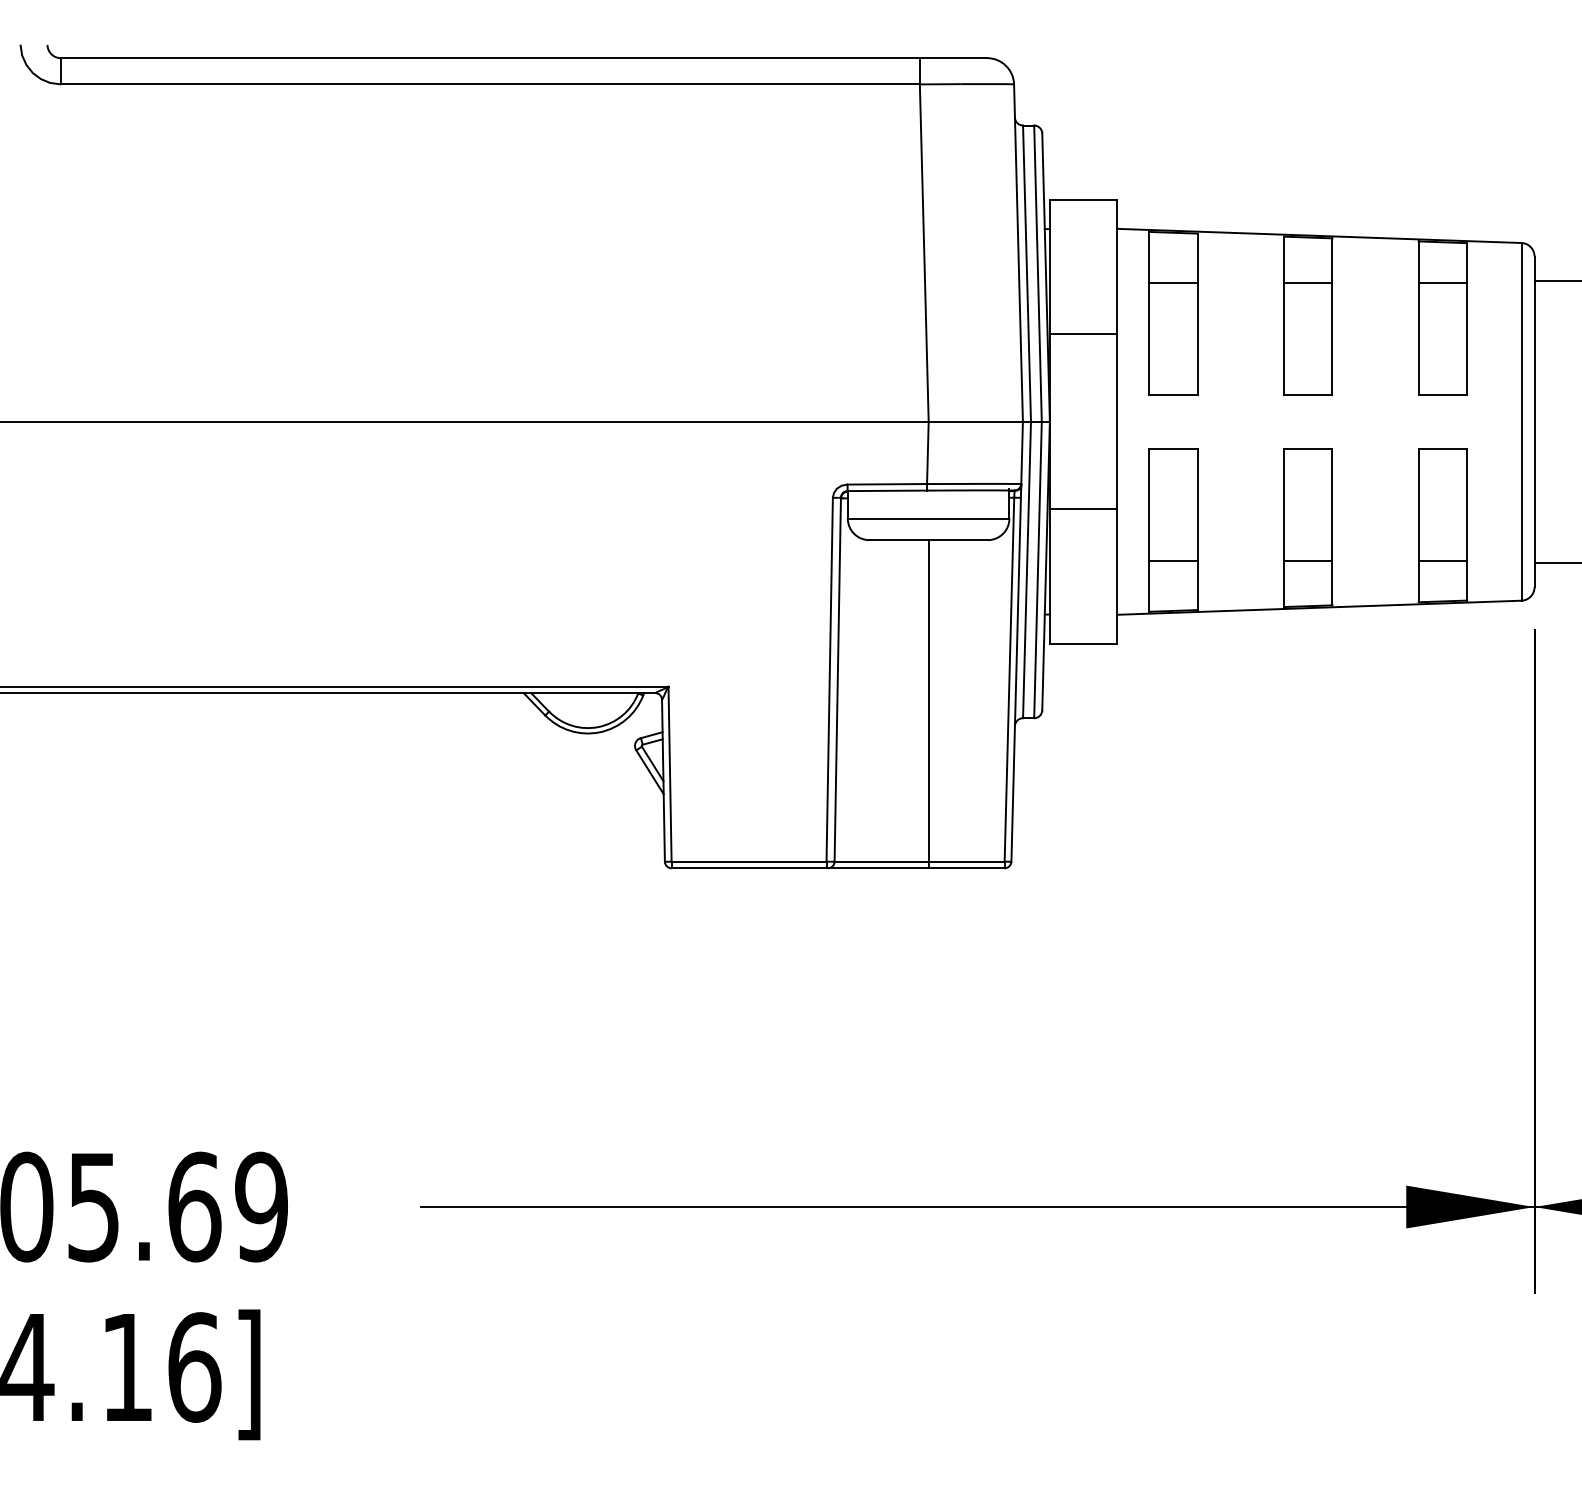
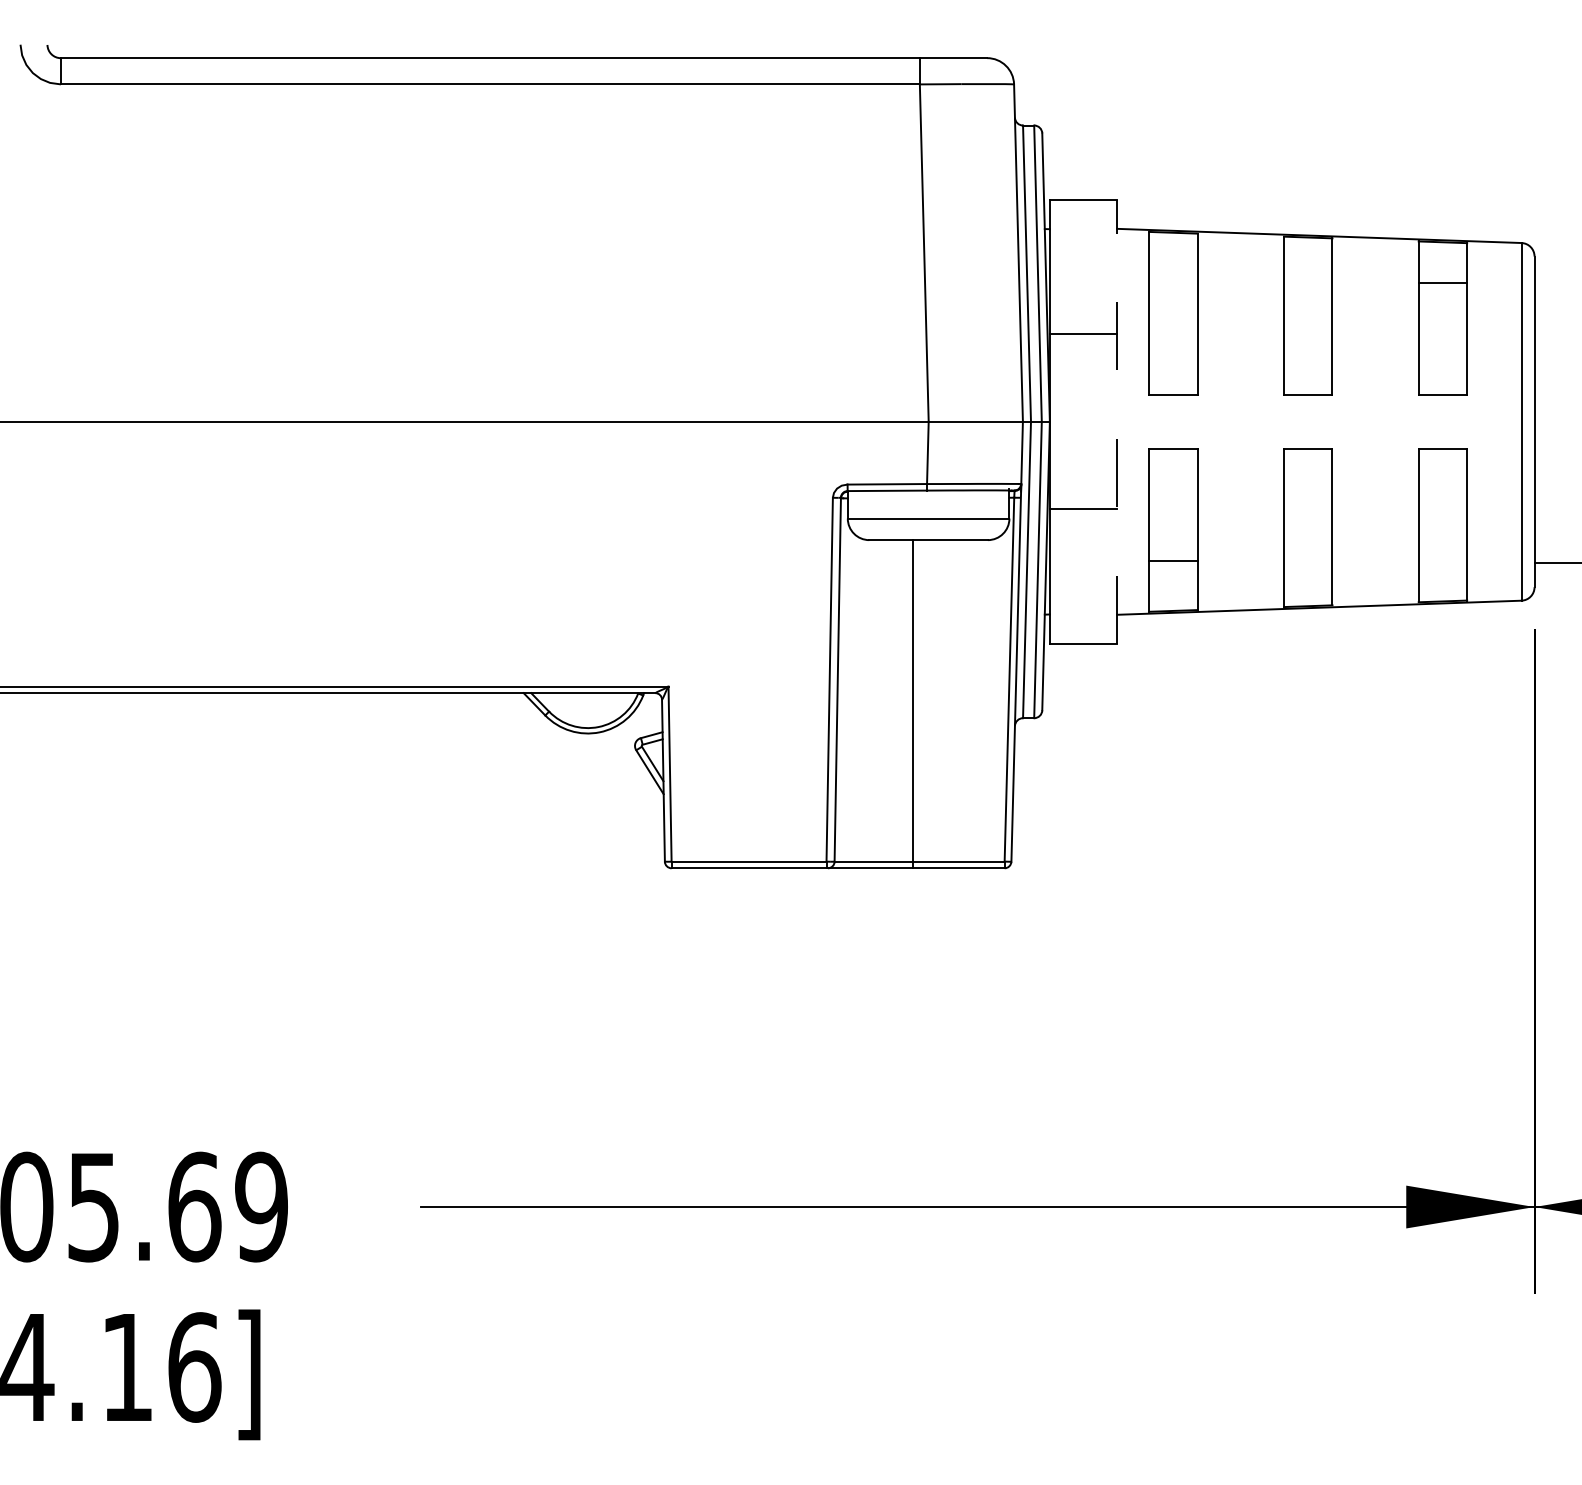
line: present -> none (1556, 280)
line: present -> none (1173, 282)
line: present -> none (1307, 282)
line: solid -> dashed (1117, 421)
line: present -> none (1307, 560)
line: present -> none (1442, 560)
line position: (928, 704) -> (912, 704) (912, 704)
